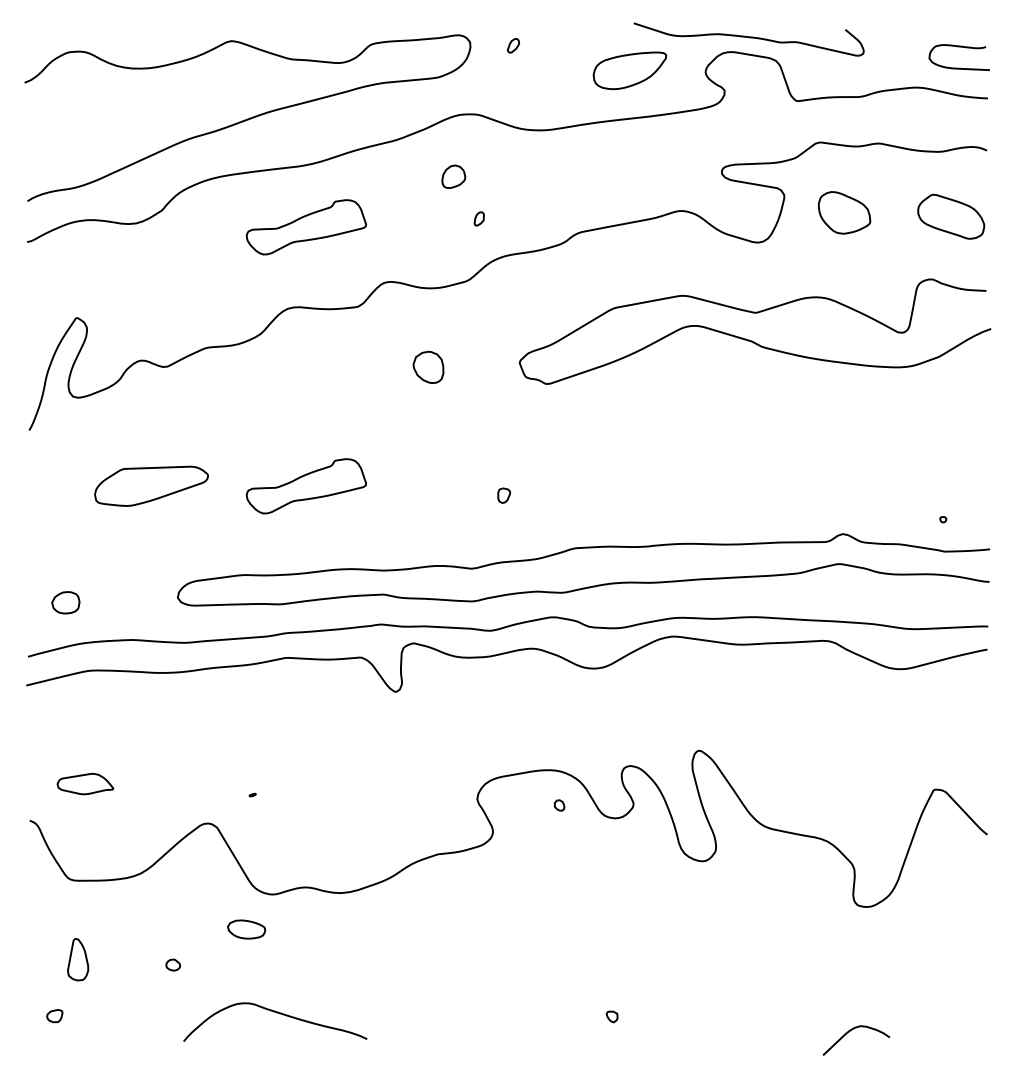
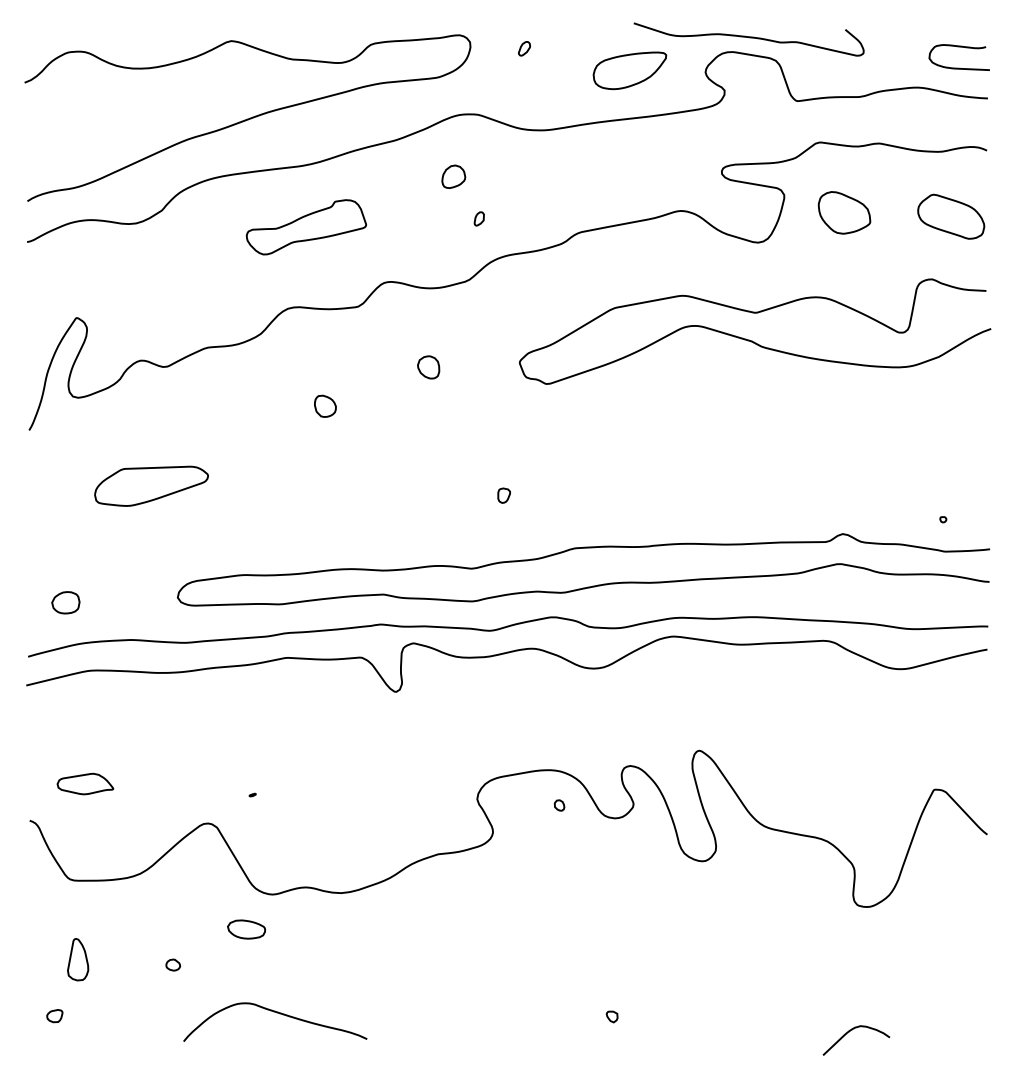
part position: (513, 45) -> (524, 48) (524, 48)
part size: 33x33 px -> 24x25 px (428, 367)
part: none -> present (325, 405)
part: present -> none (305, 486)
